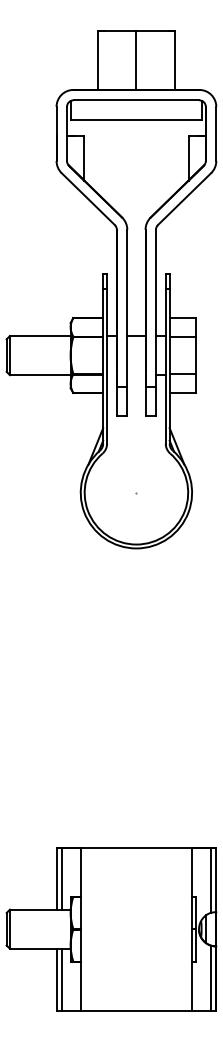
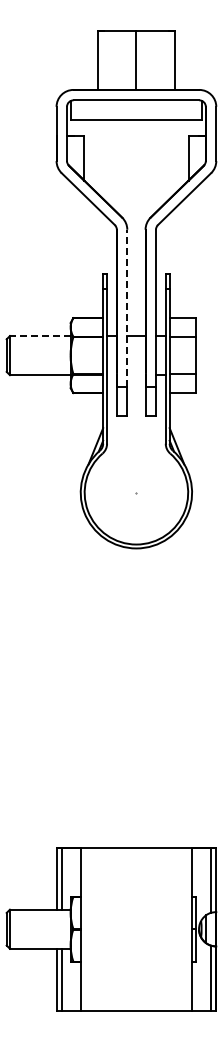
line: solid -> dashed (127, 307)
line: solid -> dashed (39, 336)
